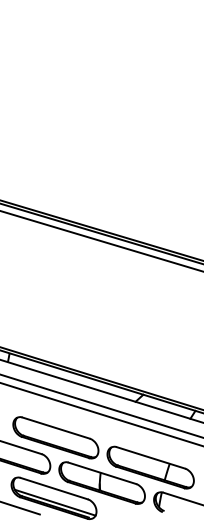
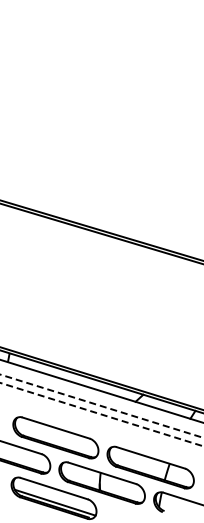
line: present -> none (101, 240)
line: solid -> dashed (102, 406)
line: solid -> dashed (101, 414)
line: present -> none (20, 508)
